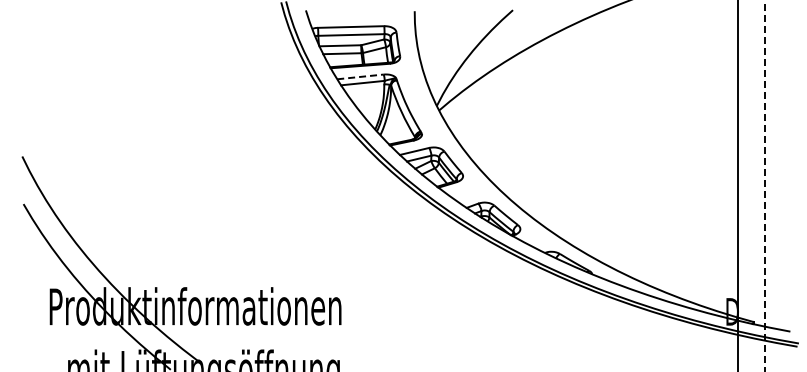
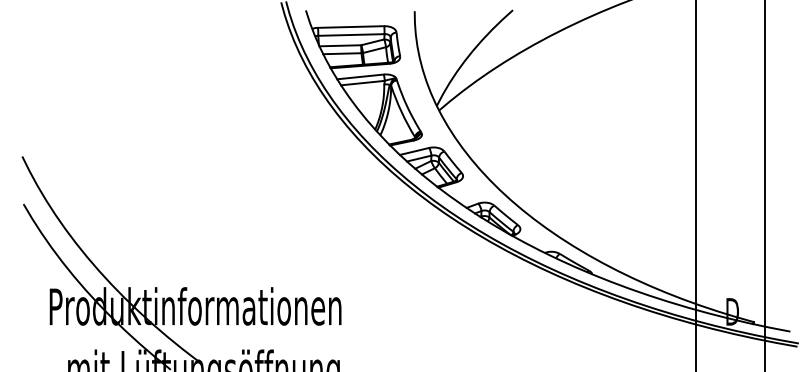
line: dashed -> solid (361, 76)
line position: (738, 185) -> (696, 185) (696, 185)
line: dashed -> solid (765, 186)
